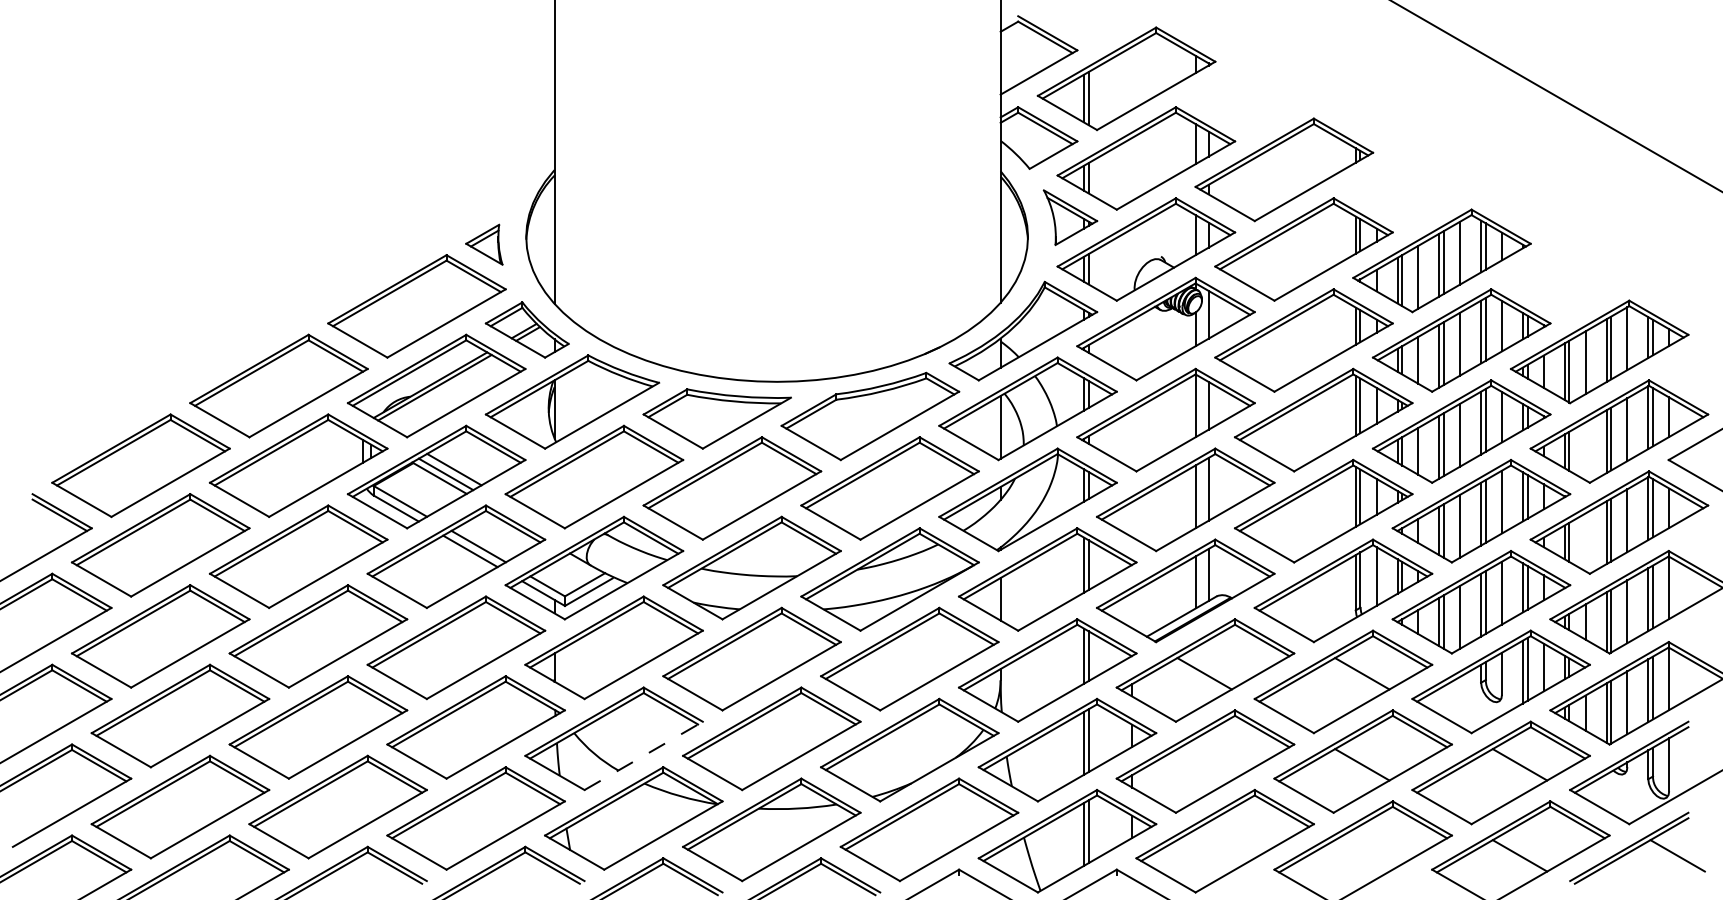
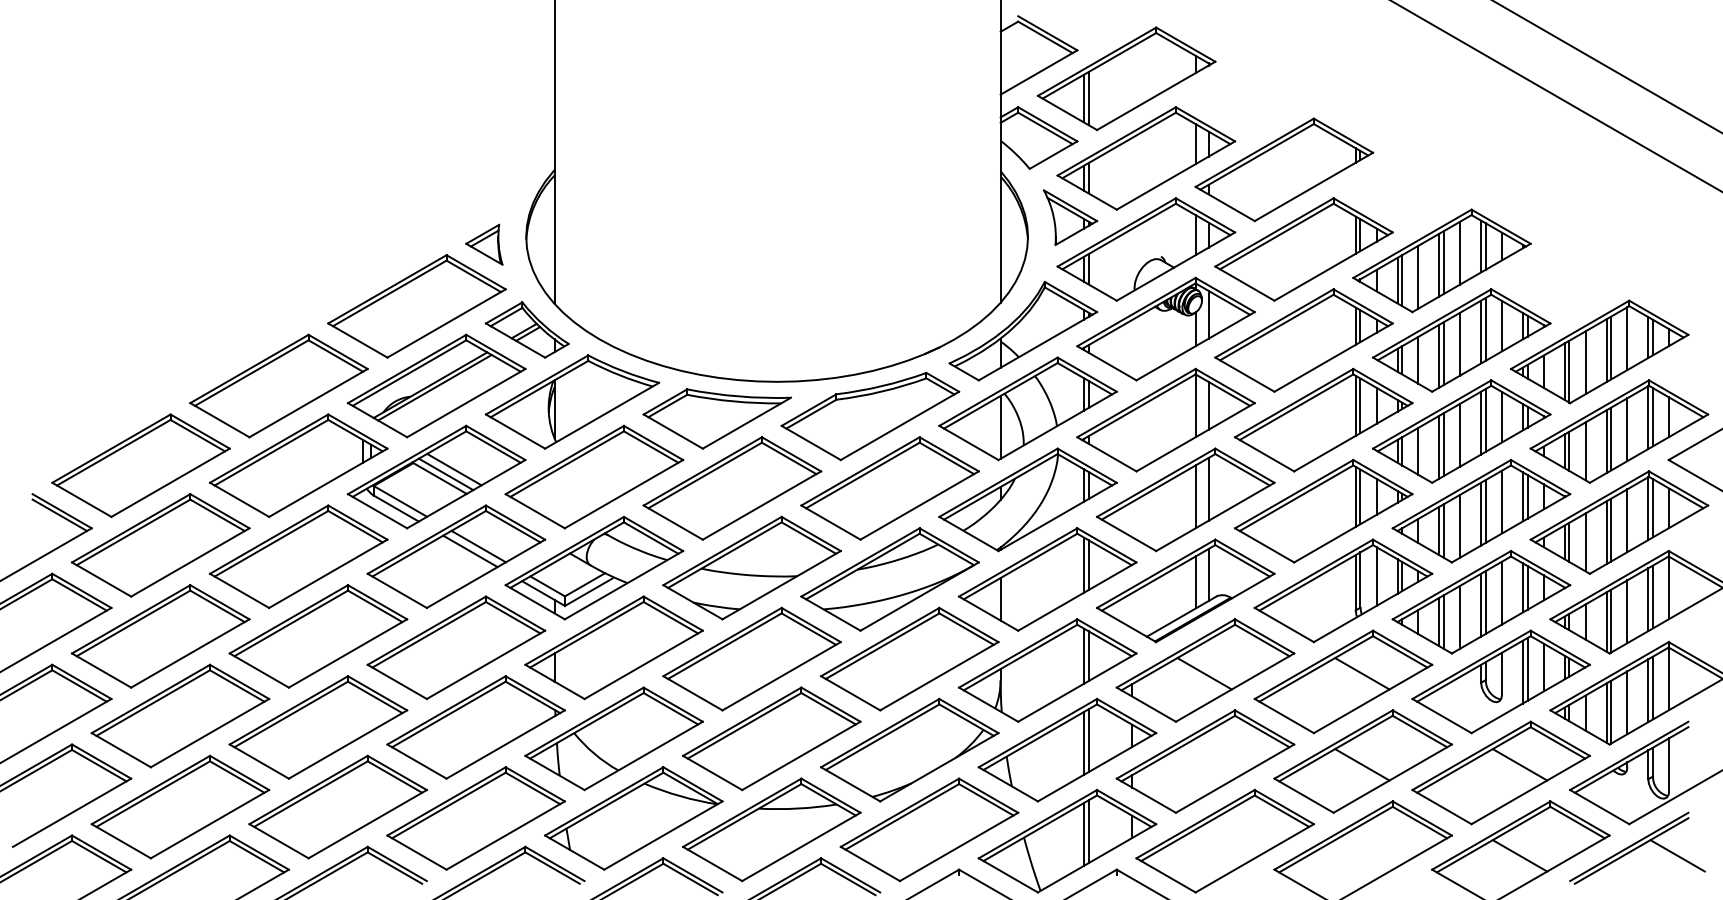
line: none -> present (1607, 66)
line: none -> present (1585, 451)
line: none -> present (1585, 542)
line: dashed -> solid (644, 755)
